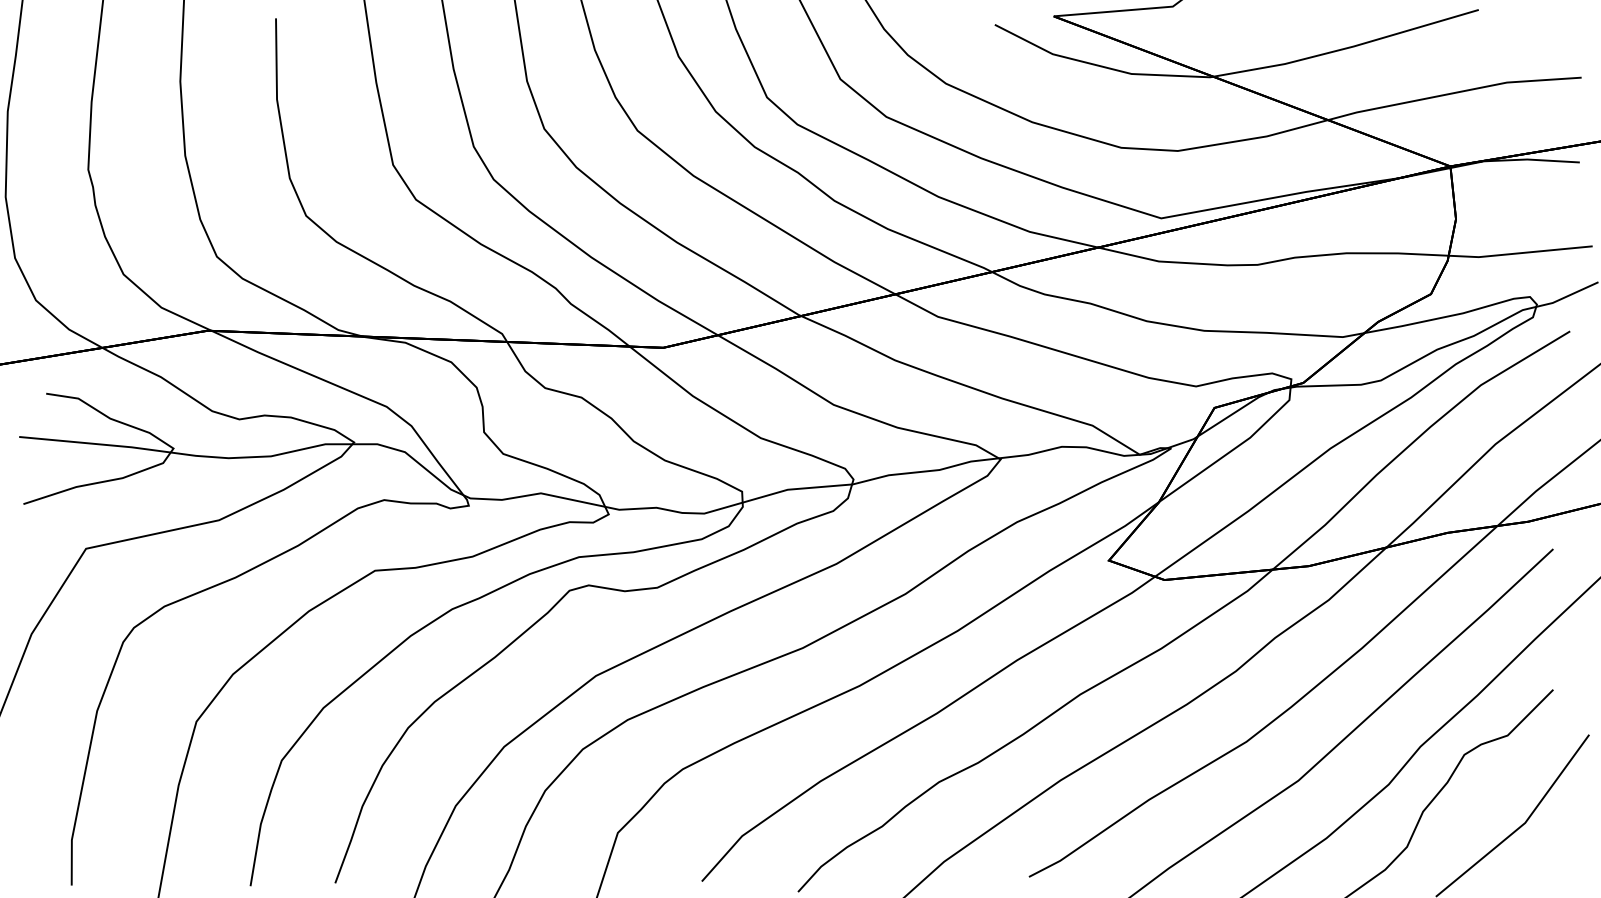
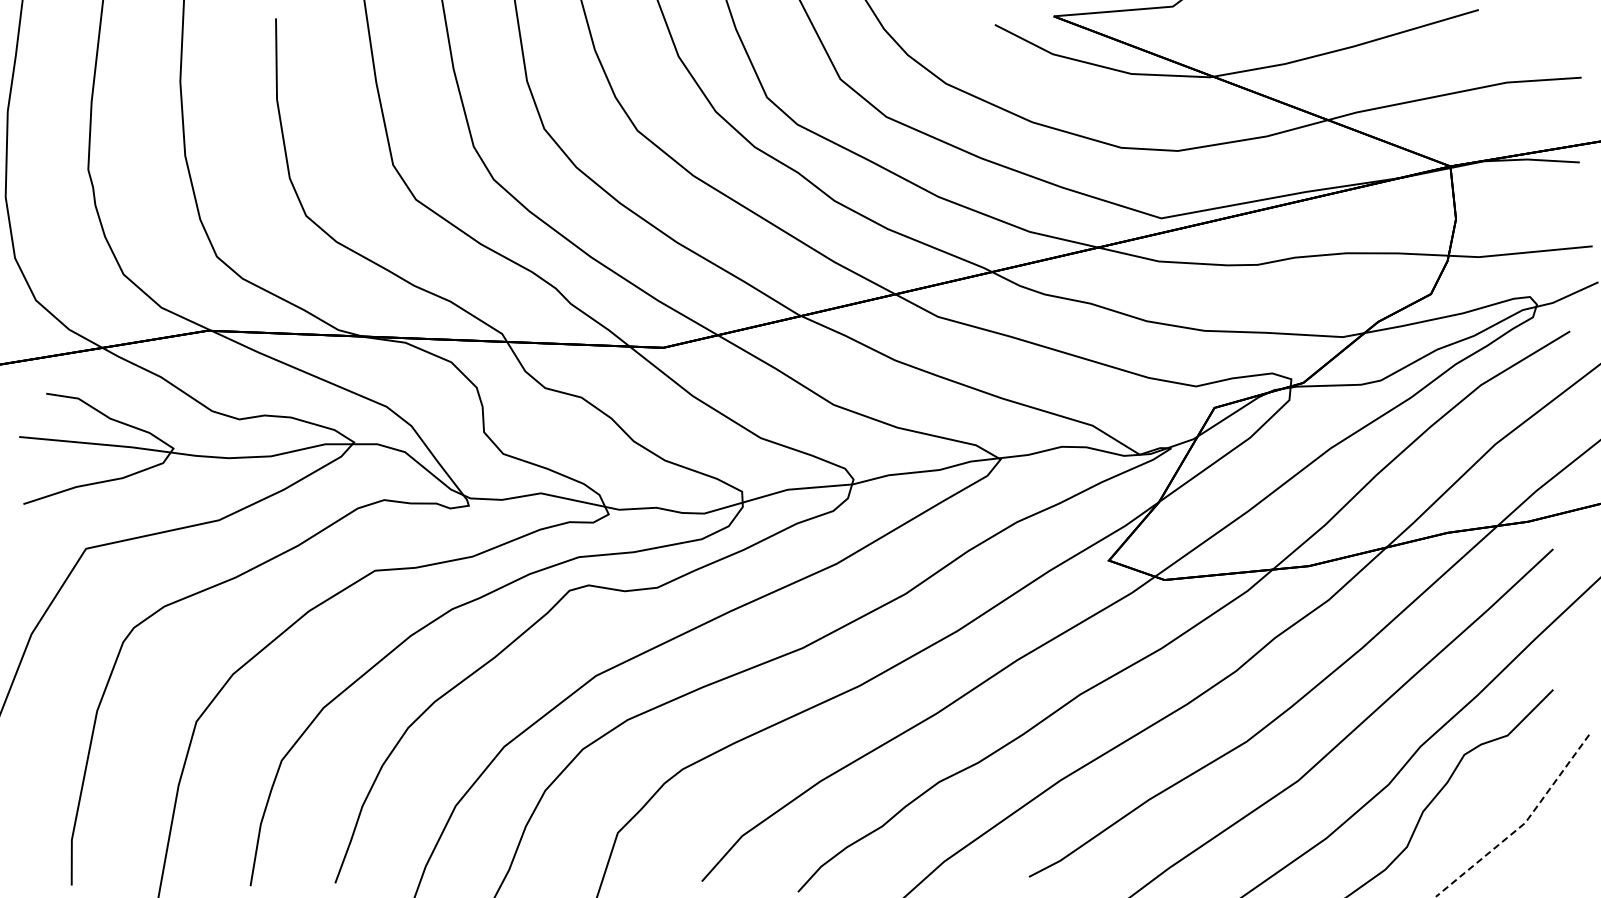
line: solid -> dashed (1522, 824)
